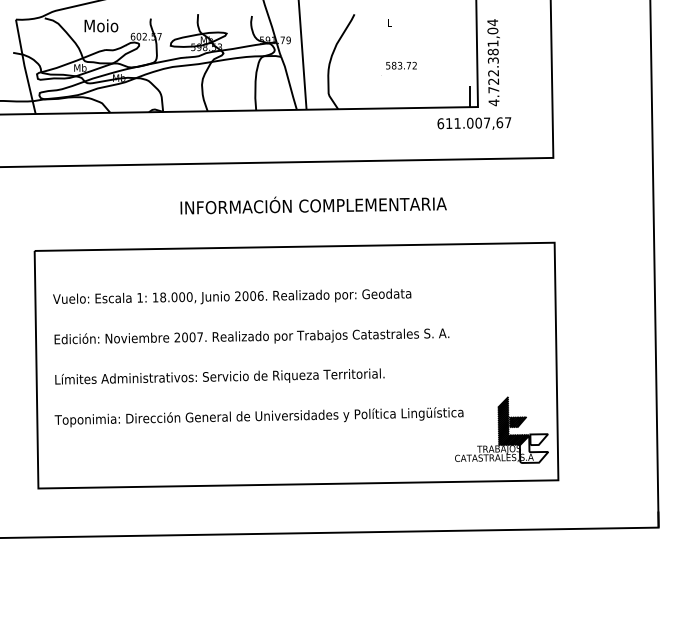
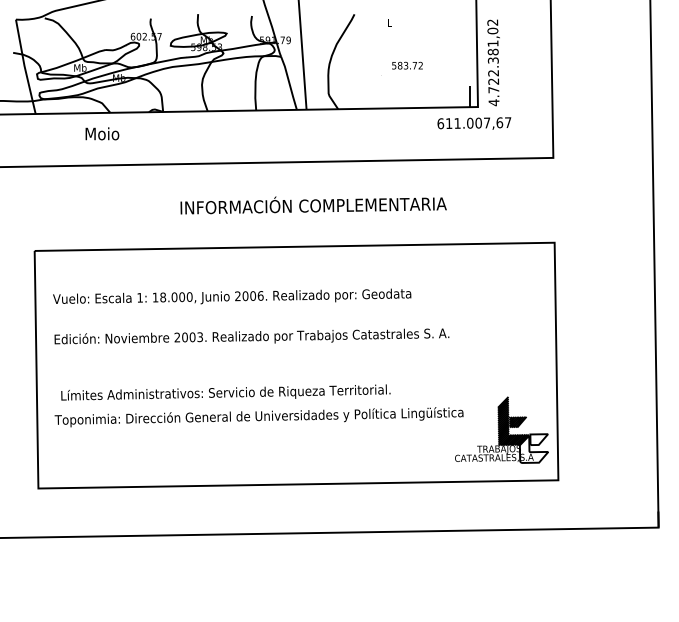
text: 4.722.381,04 -> 4.722.381,02 (492, 22)
text position: (101, 25) -> (102, 133) (102, 133)
text position: (401, 65) -> (407, 65) (407, 65)
text: 2007. -> 2003. (199, 337)
text position: (219, 376) -> (225, 392) (225, 392)
